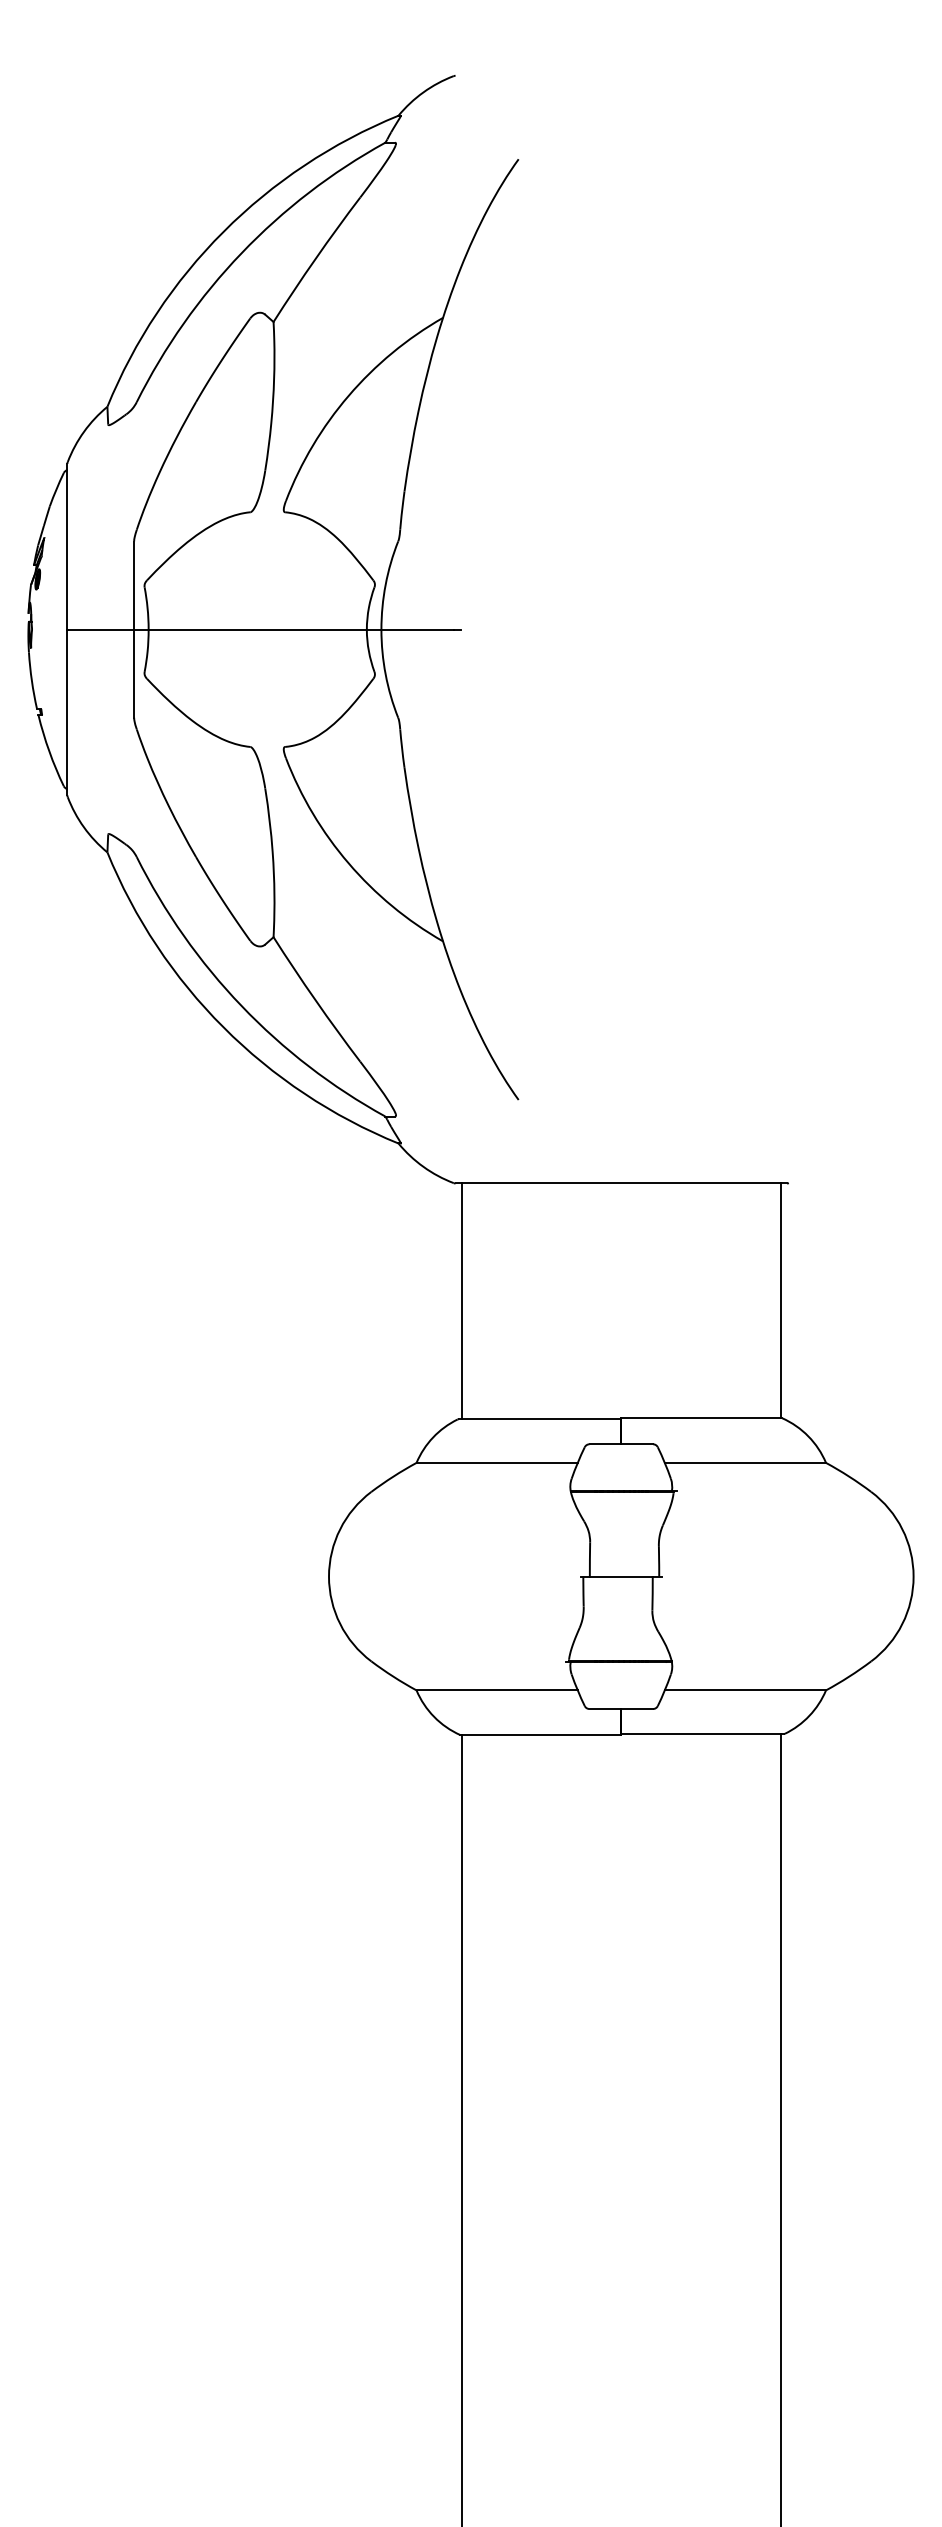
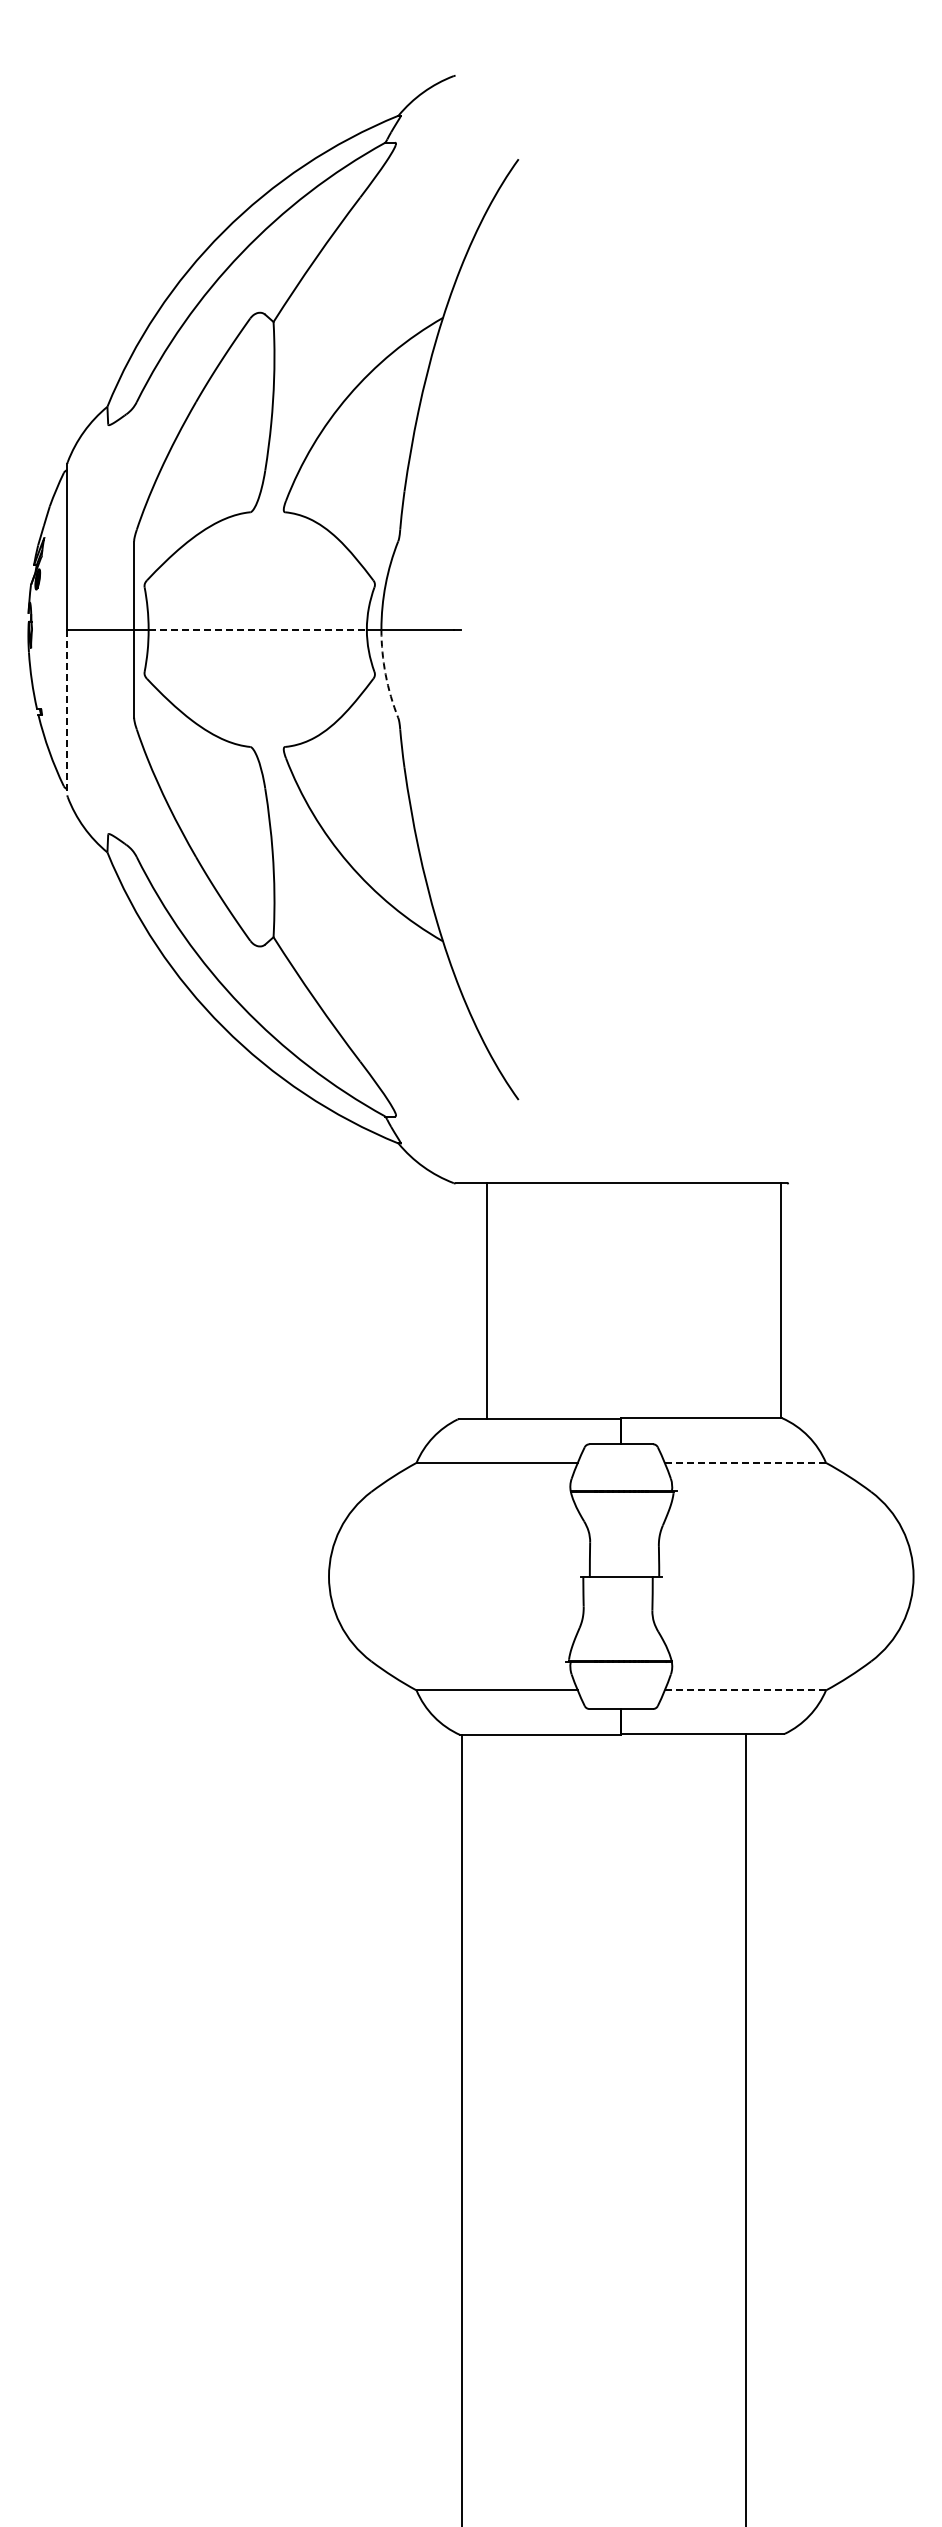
line: solid -> dashed (258, 629)
arc: solid -> dashed (385, 674)
line: solid -> dashed (67, 712)
line position: (461, 1301) -> (486, 1301) (486, 1301)
line: solid -> dashed (745, 1462)
line: solid -> dashed (745, 1690)
line position: (780, 2128) -> (745, 2128) (745, 2128)
